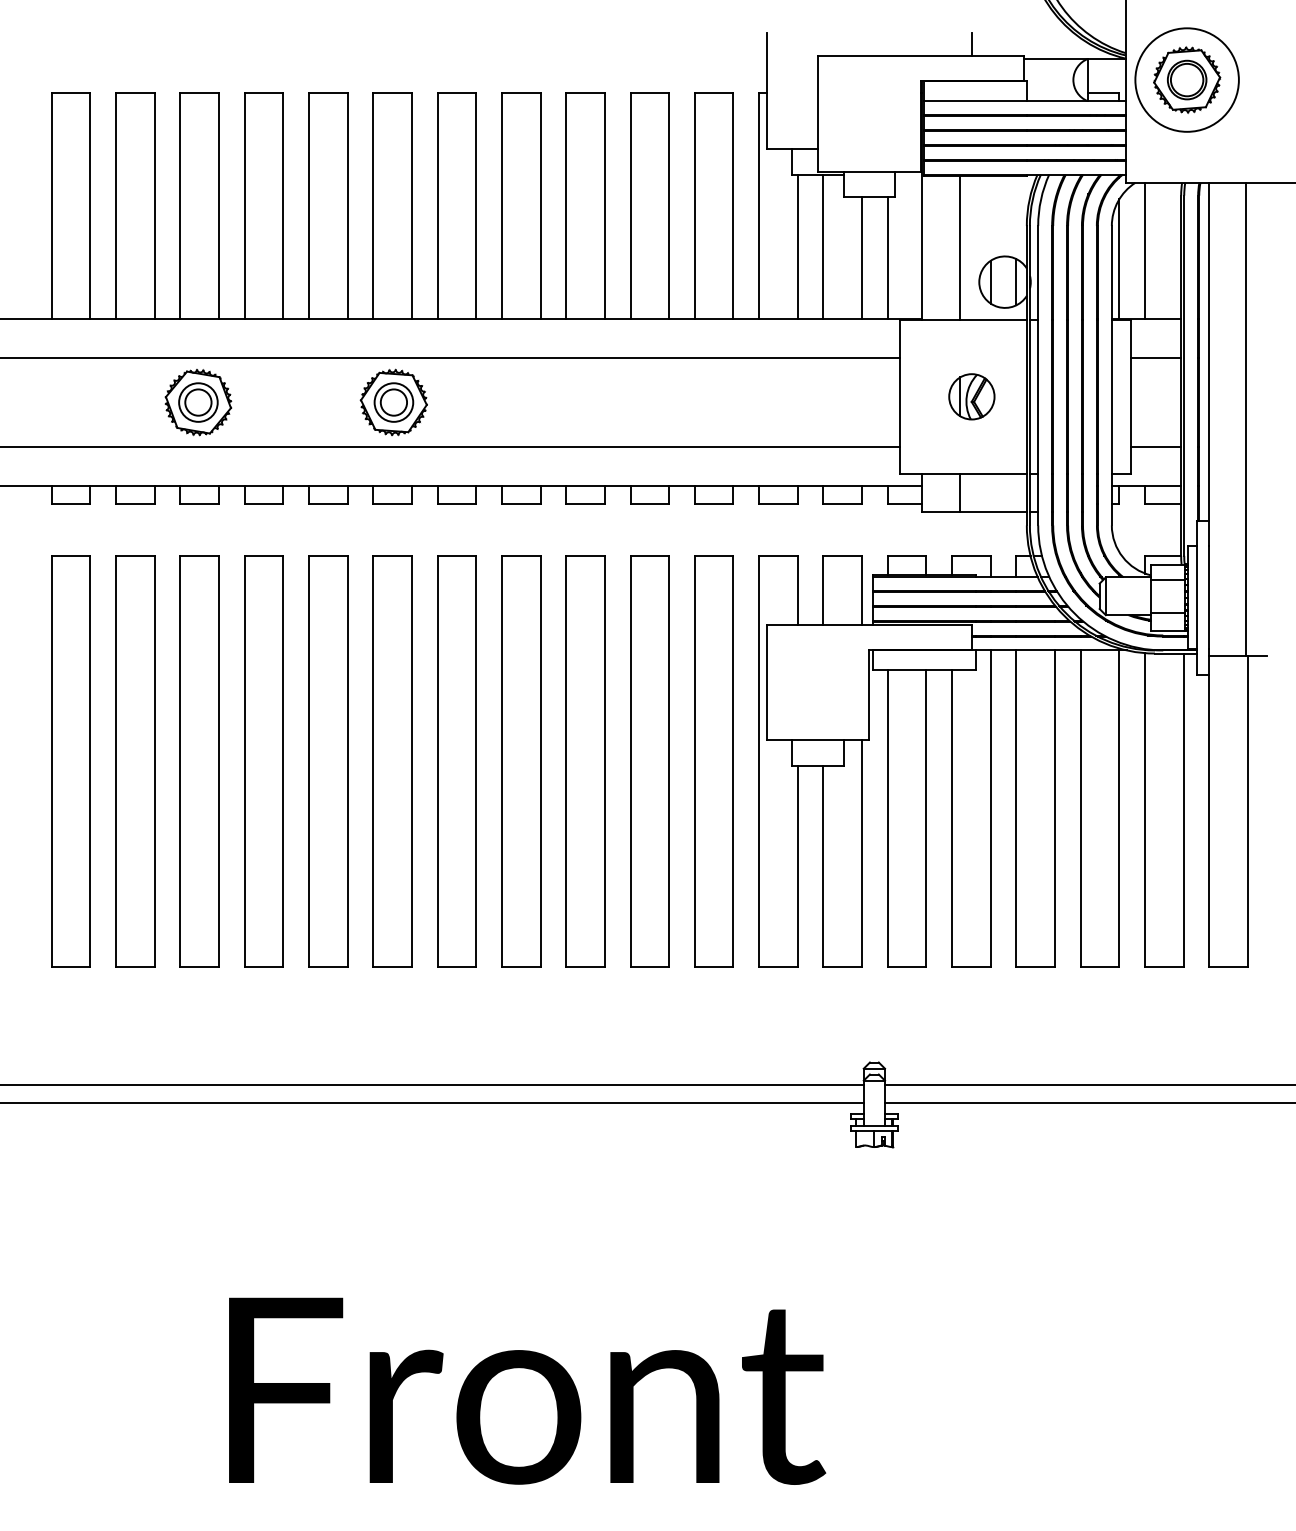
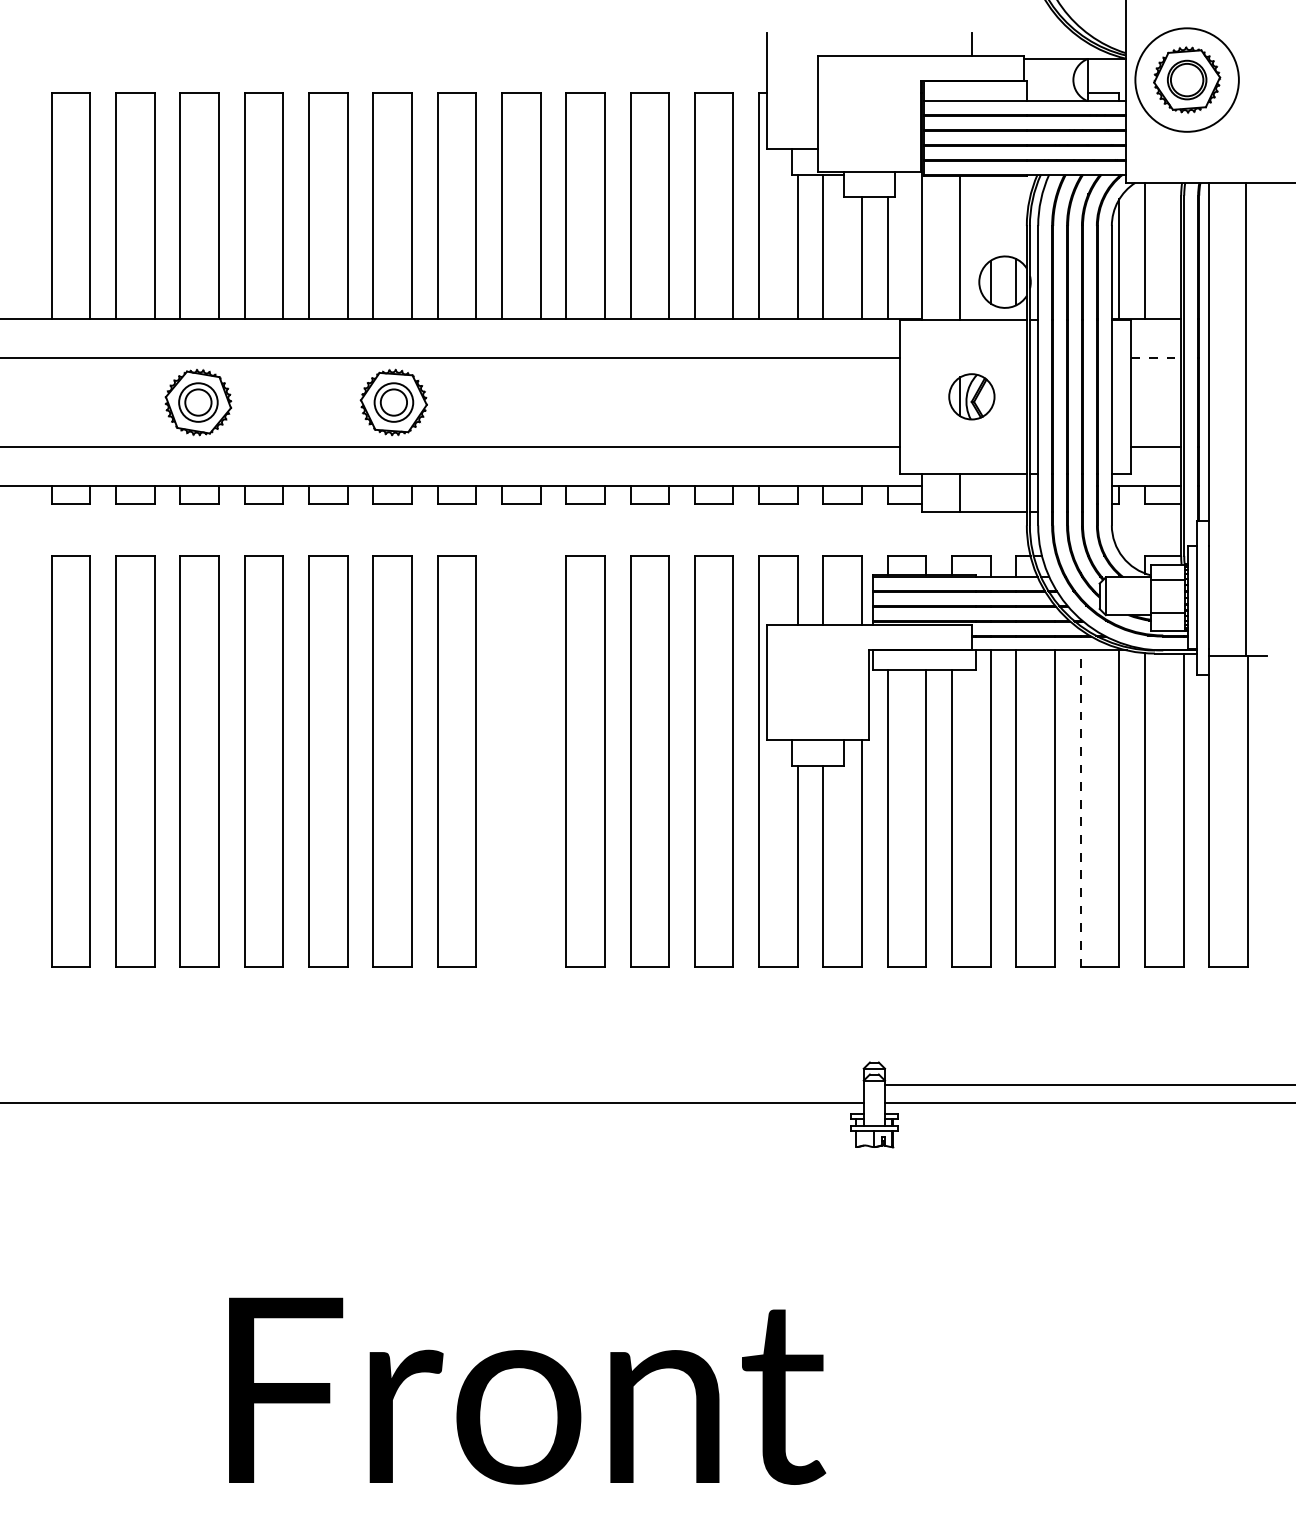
line: solid -> dashed (1156, 357)
part: present -> none (521, 761)
line: solid -> dashed (1080, 808)
line: present -> none (432, 1084)
